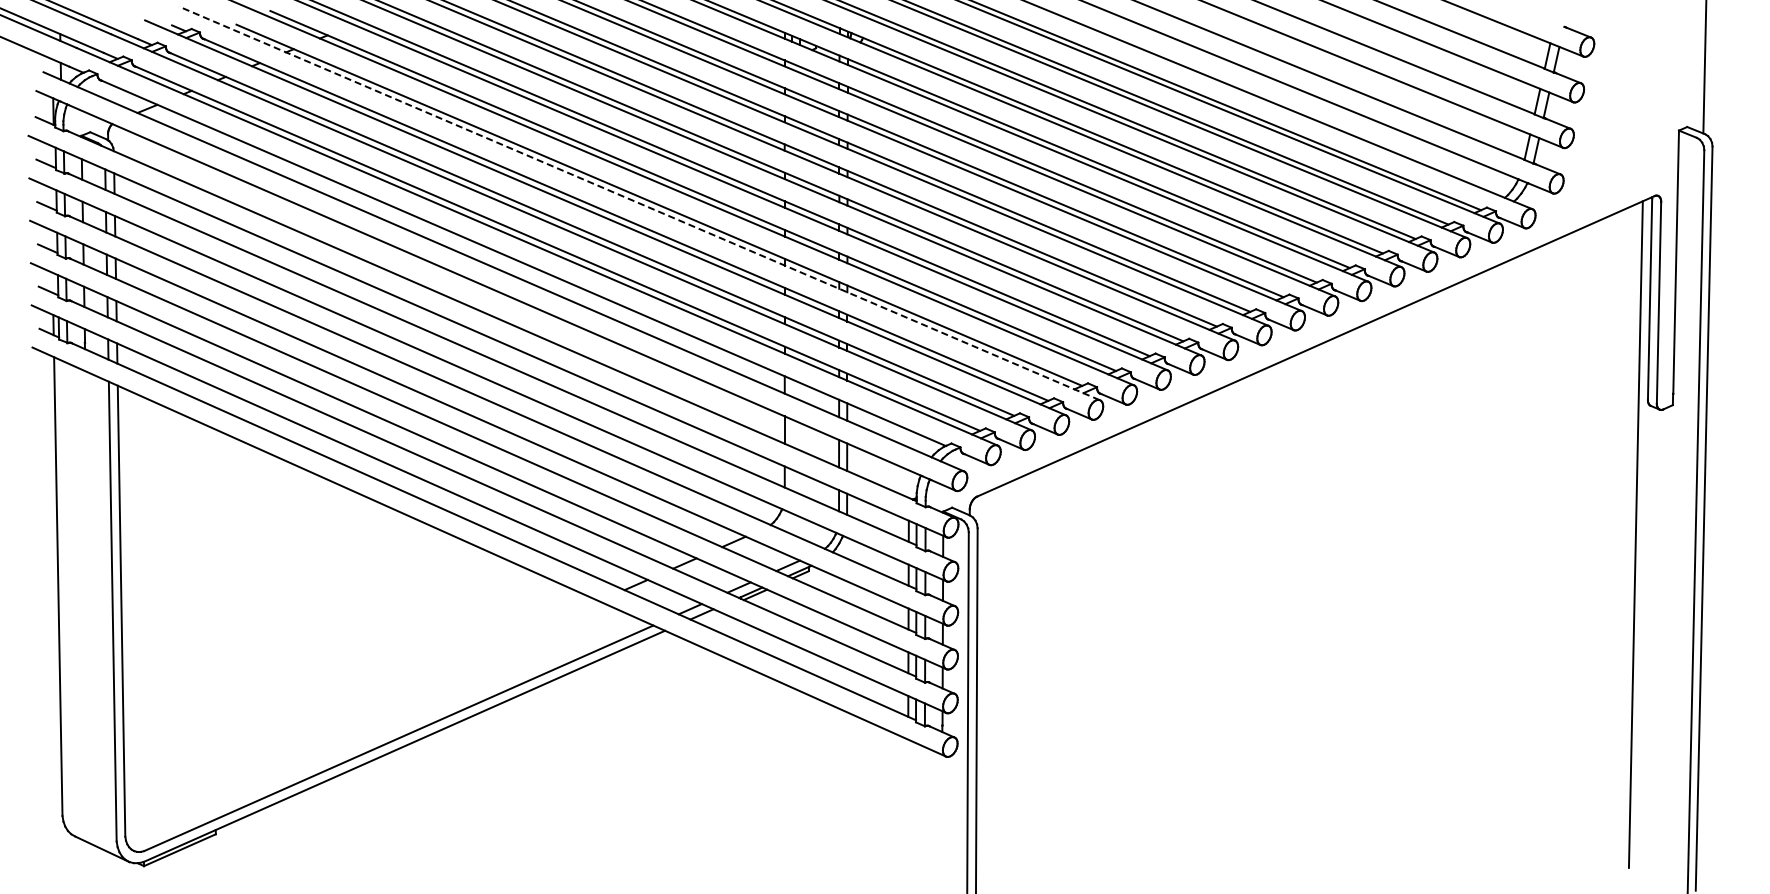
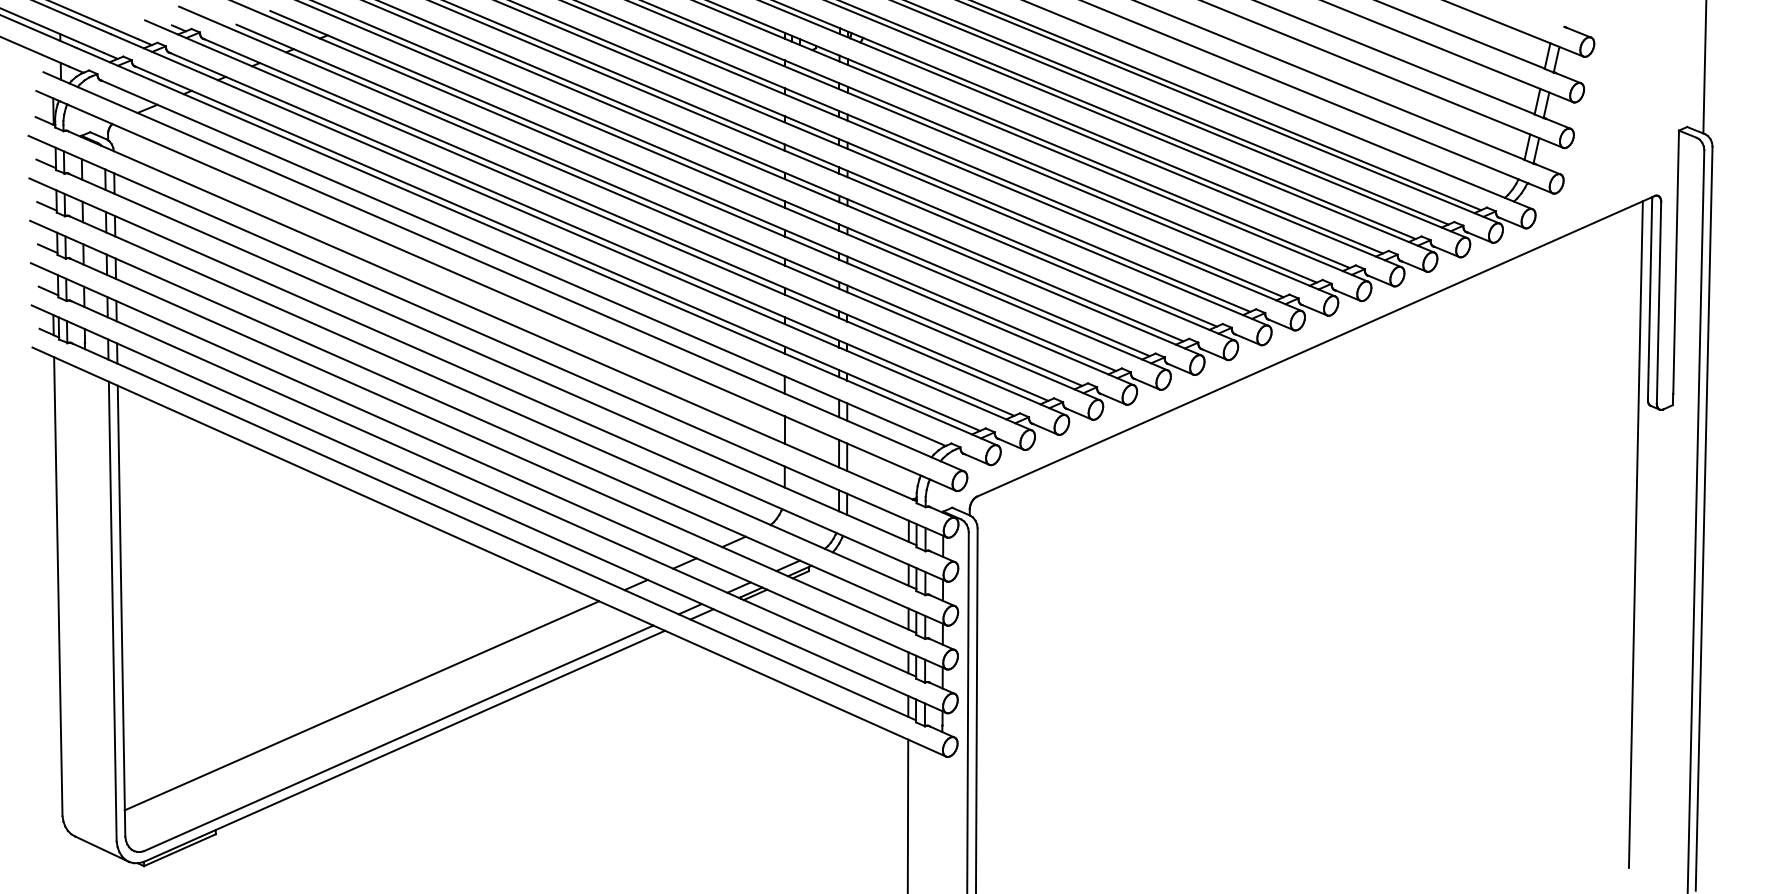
line: dashed -> solid (639, 203)
line: none -> present (361, 705)
line: none -> present (907, 814)
